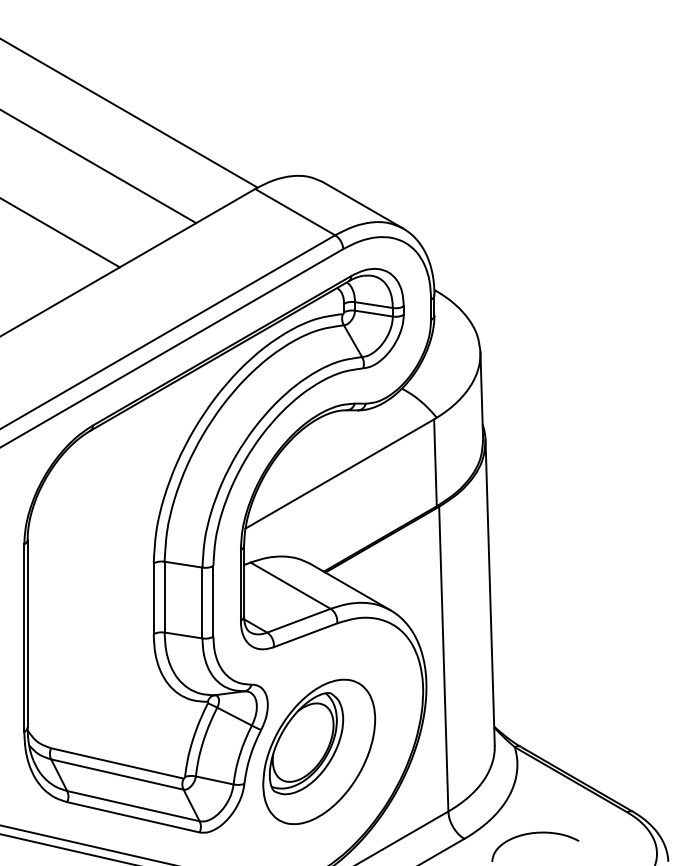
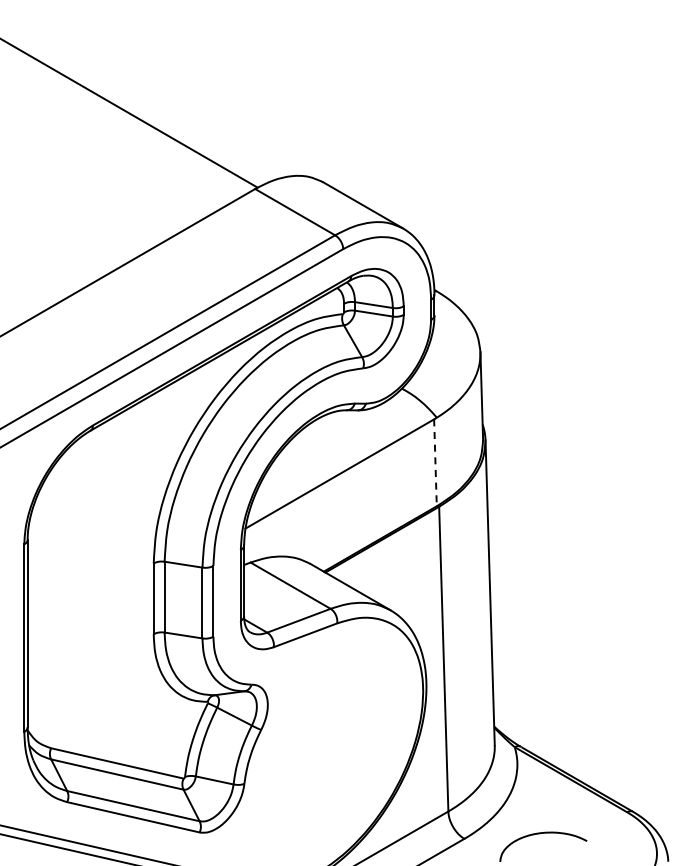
line: present -> none (99, 166)
line: present -> none (60, 233)
line: solid -> dashed (435, 463)
part: present -> none (319, 751)
curve position: (532, 834) -> (540, 834) (540, 834)
